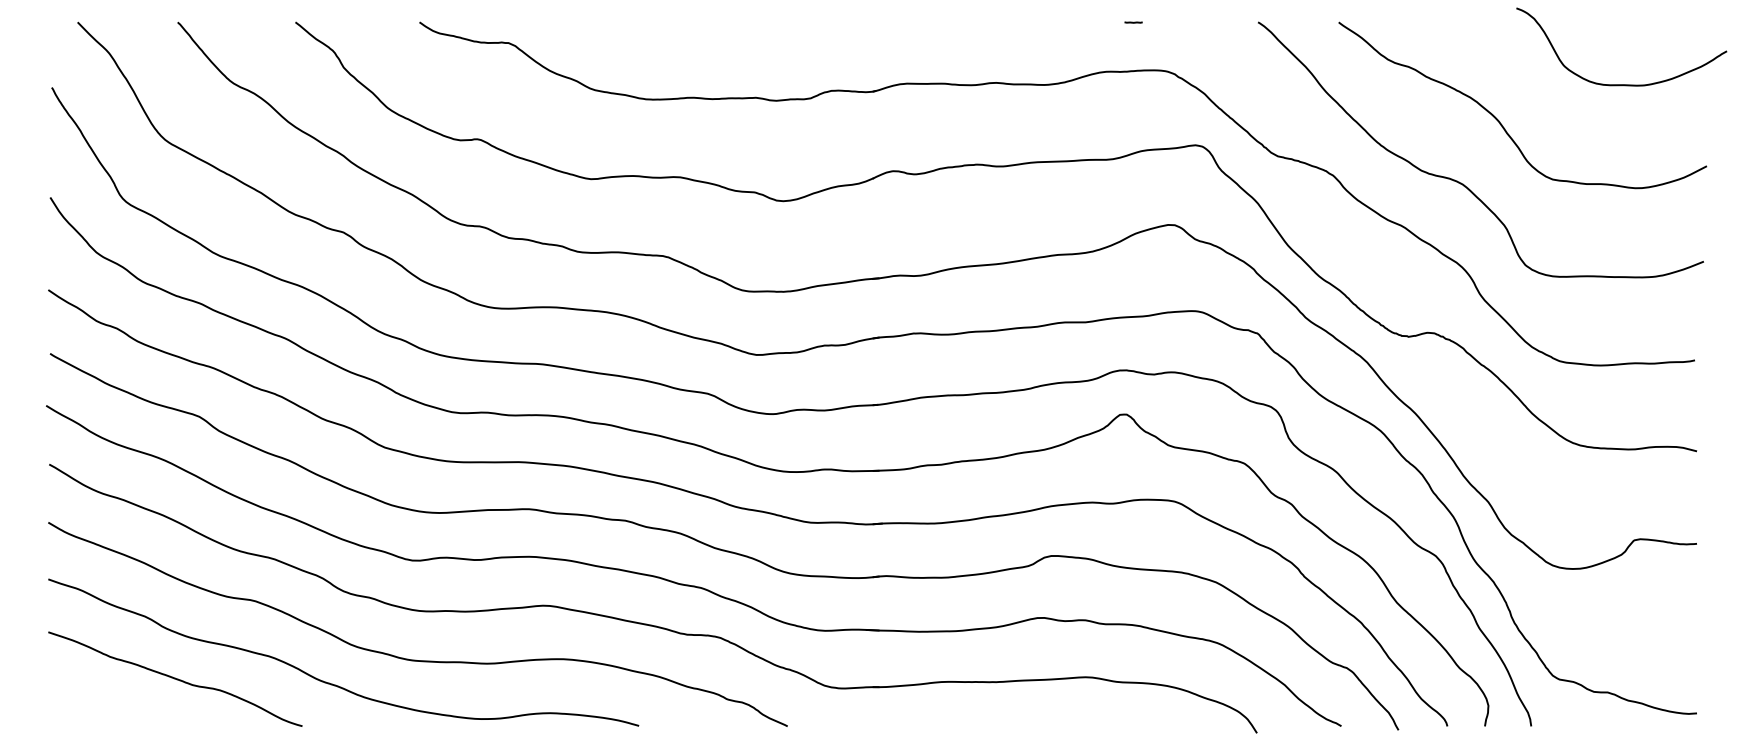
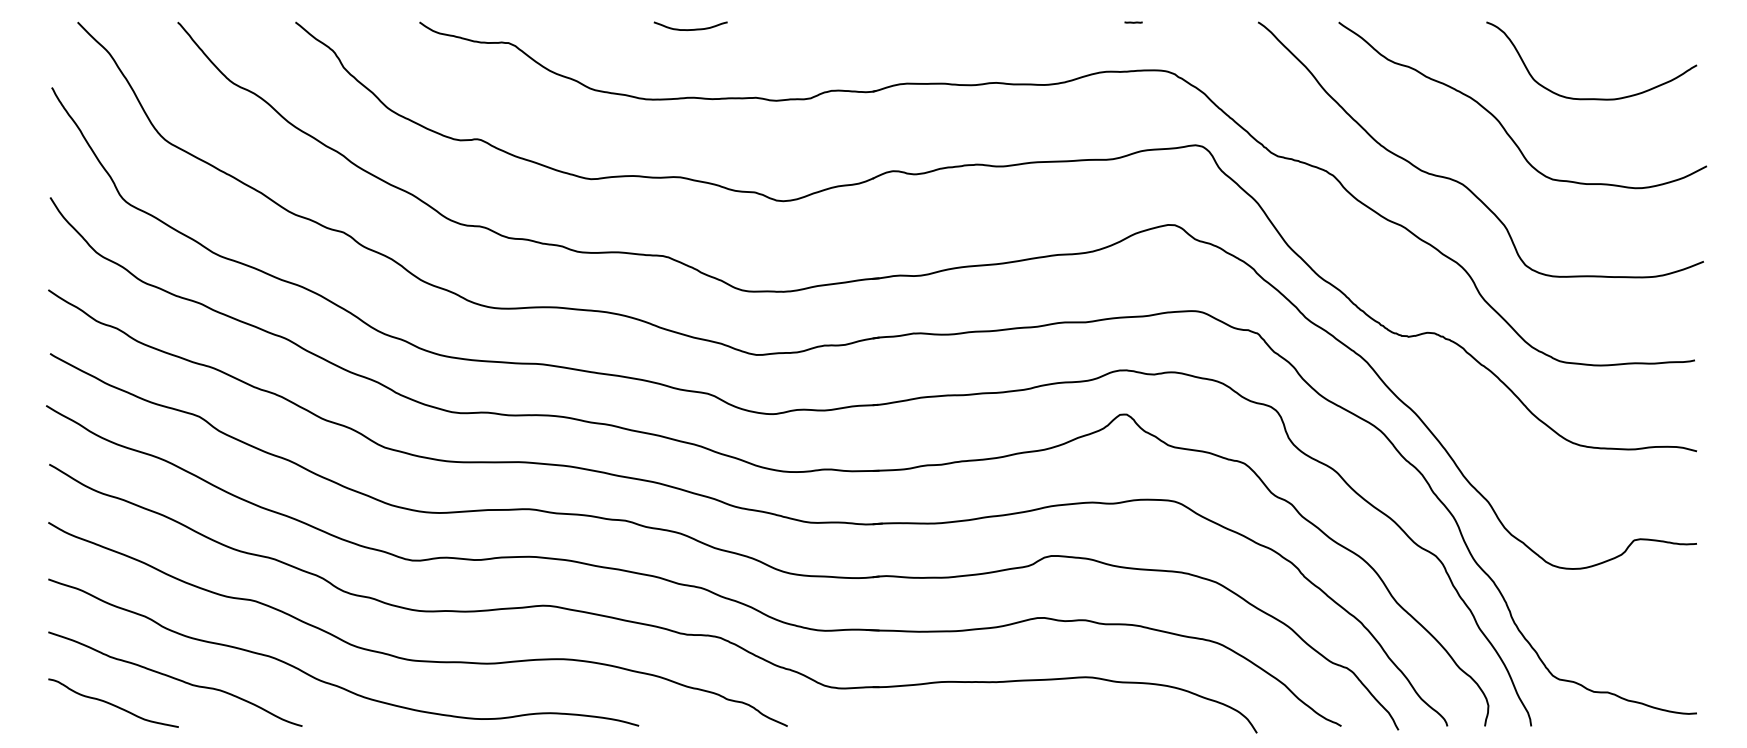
curve: none -> present (690, 29)
curve position: (1621, 84) -> (1591, 98) (1591, 98)
curve: none -> present (112, 703)
